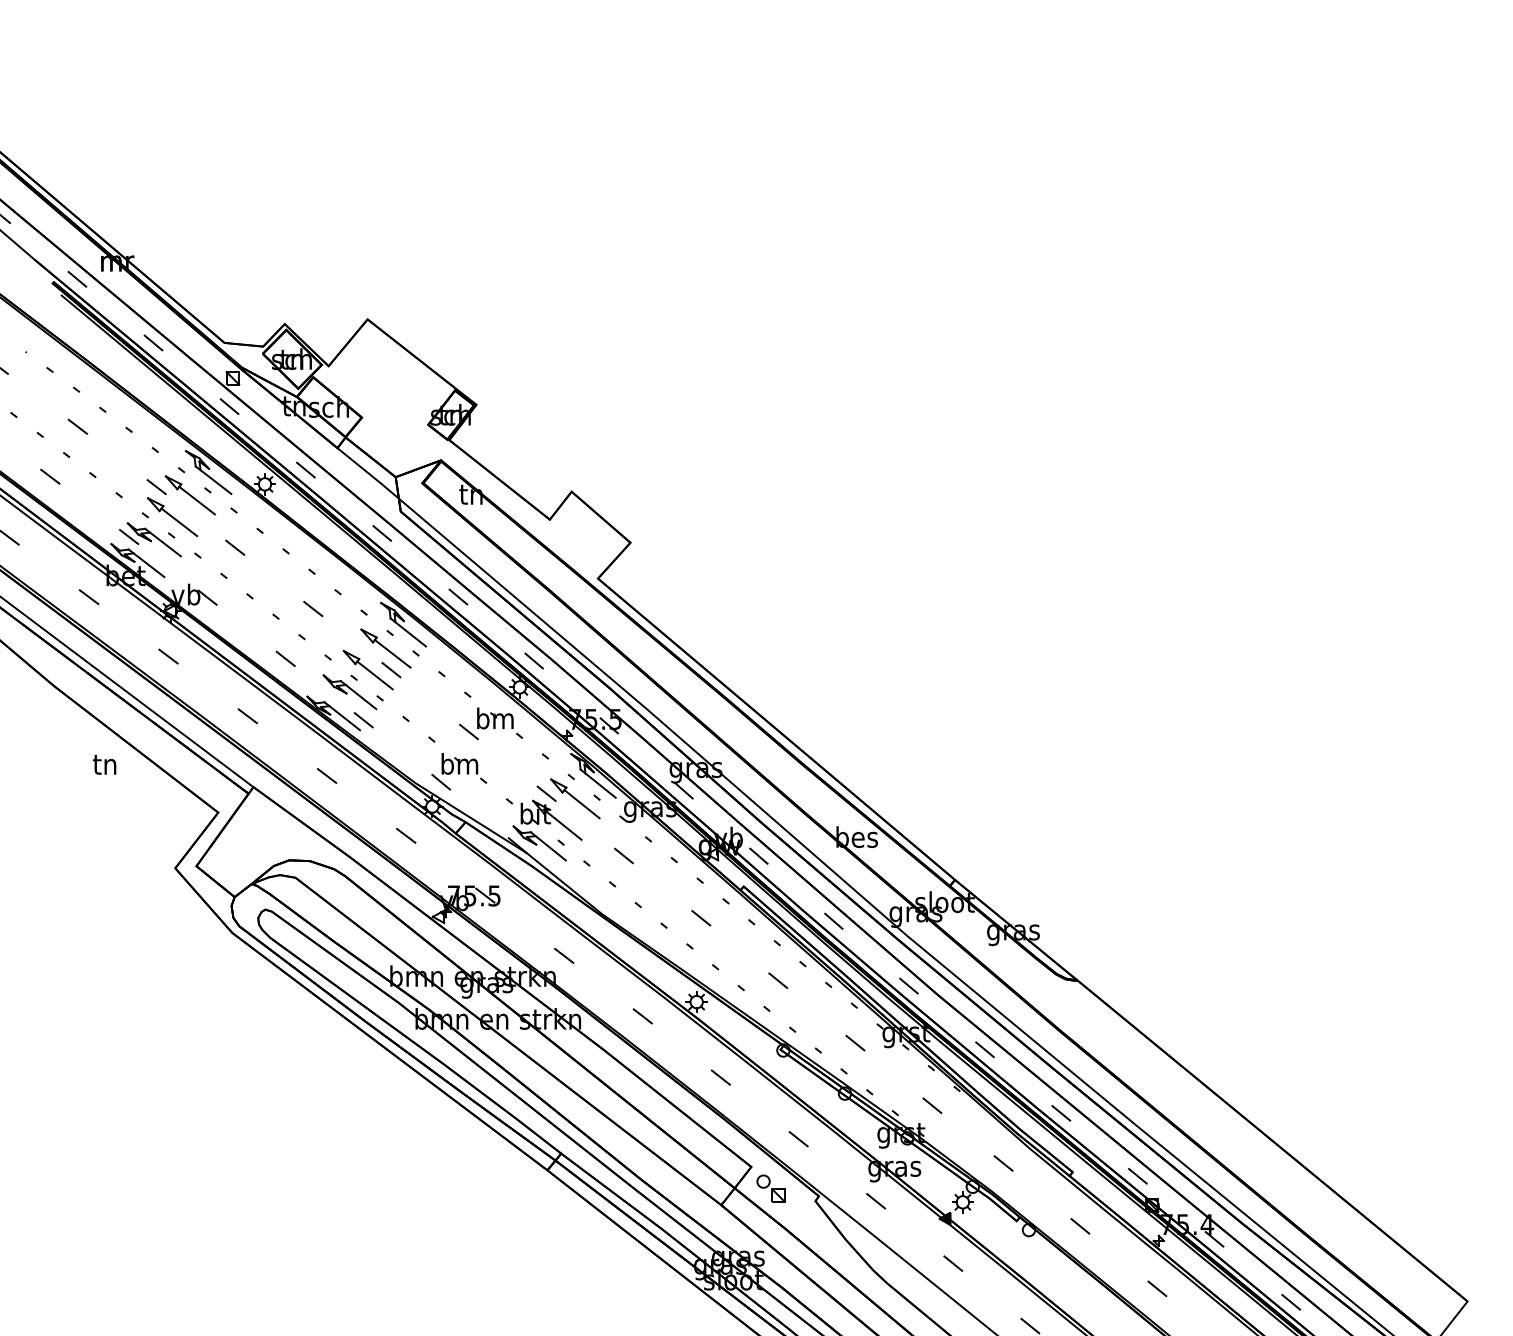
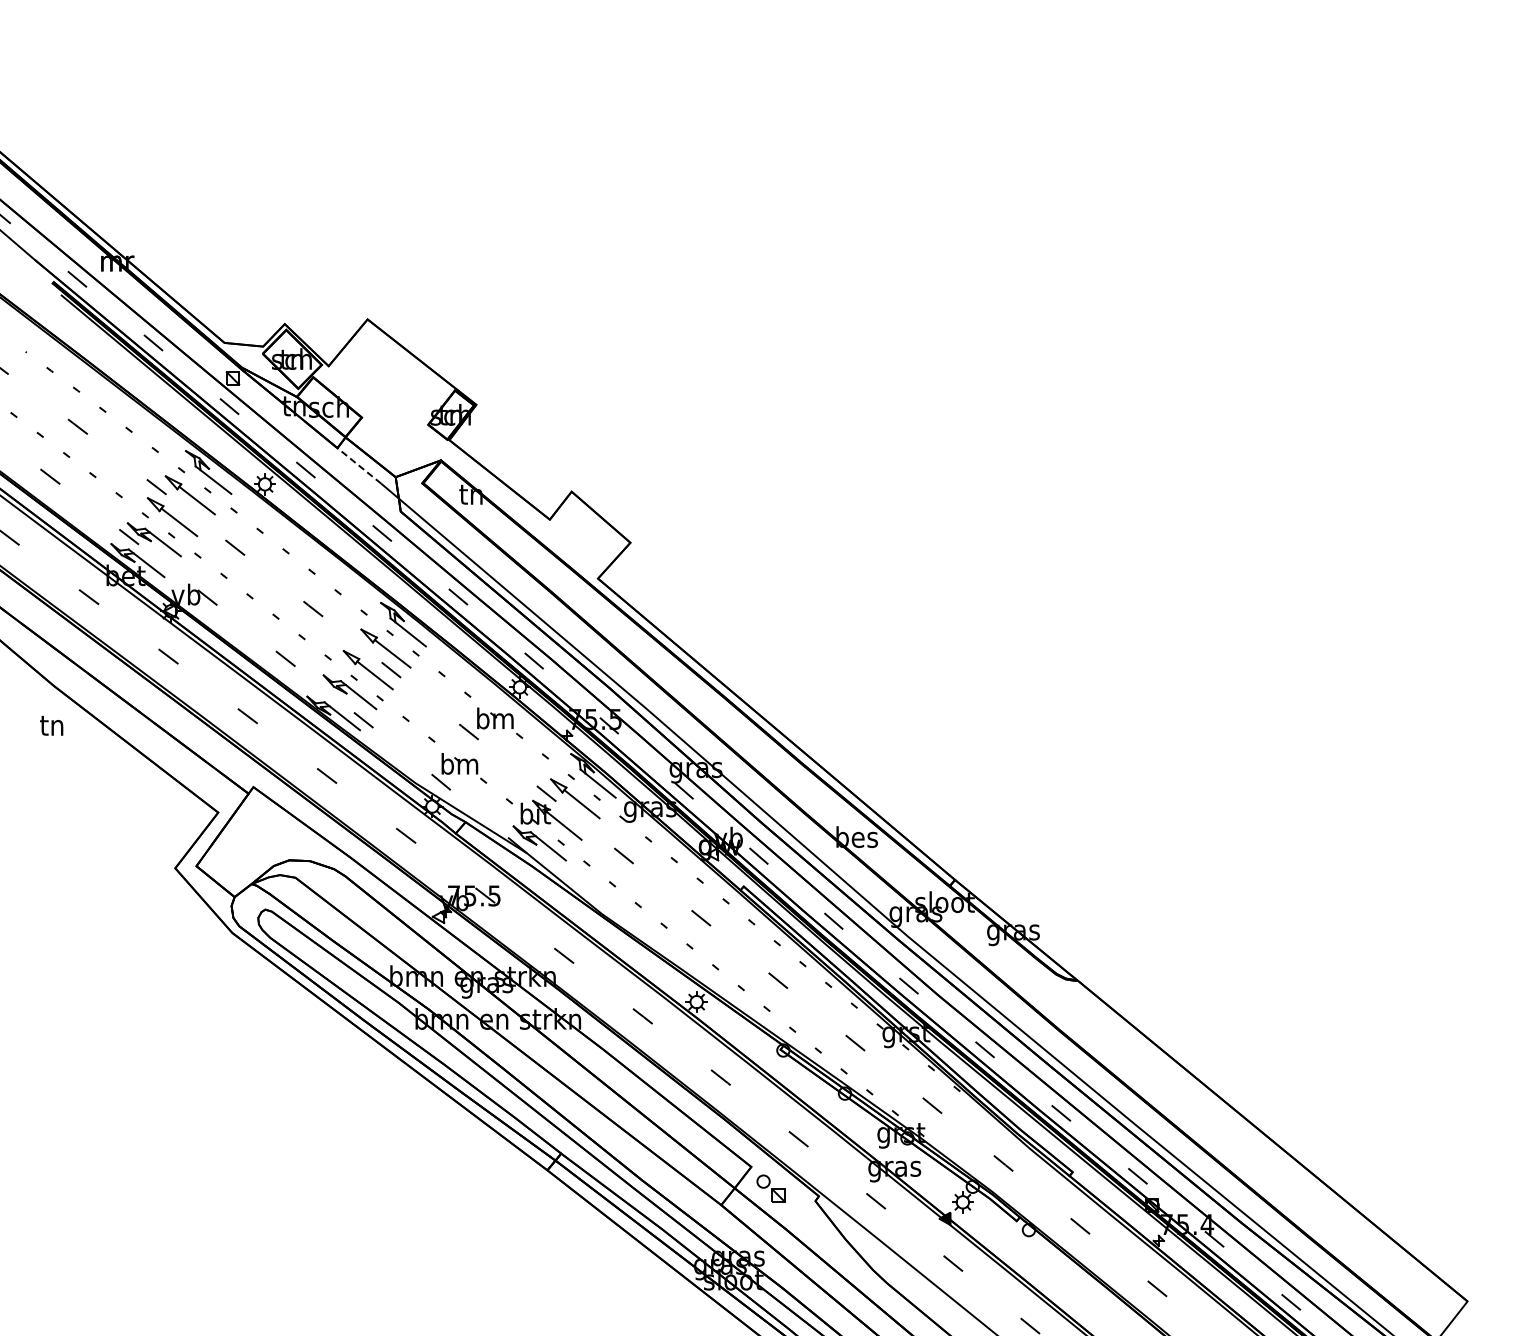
line: solid -> dashed (358, 465)
line: present -> none (127, 692)
text position: (104, 764) -> (51, 725) (51, 725)
